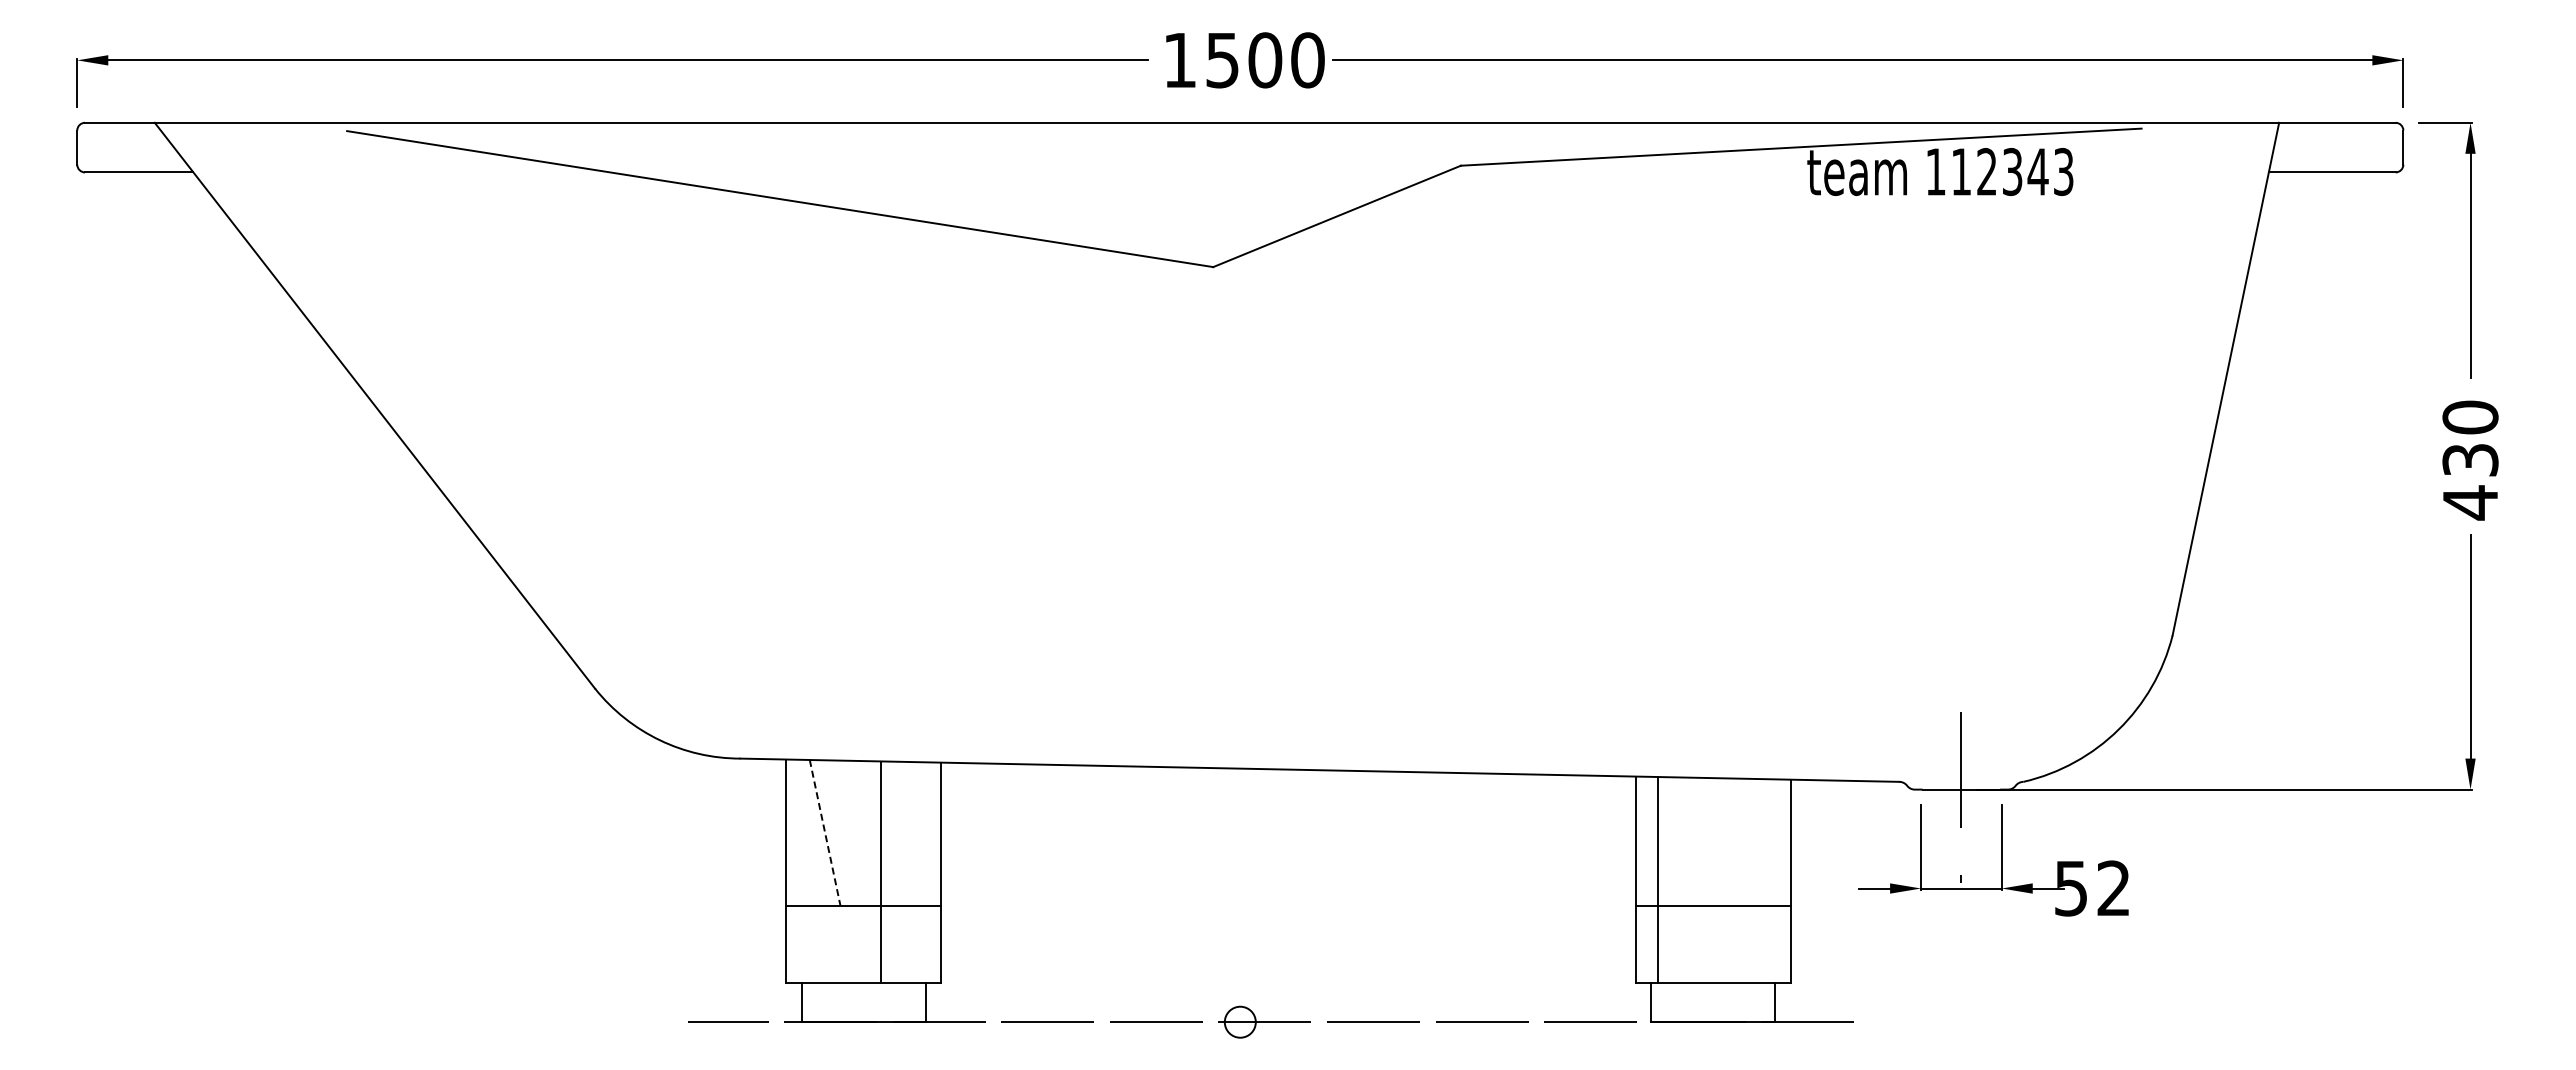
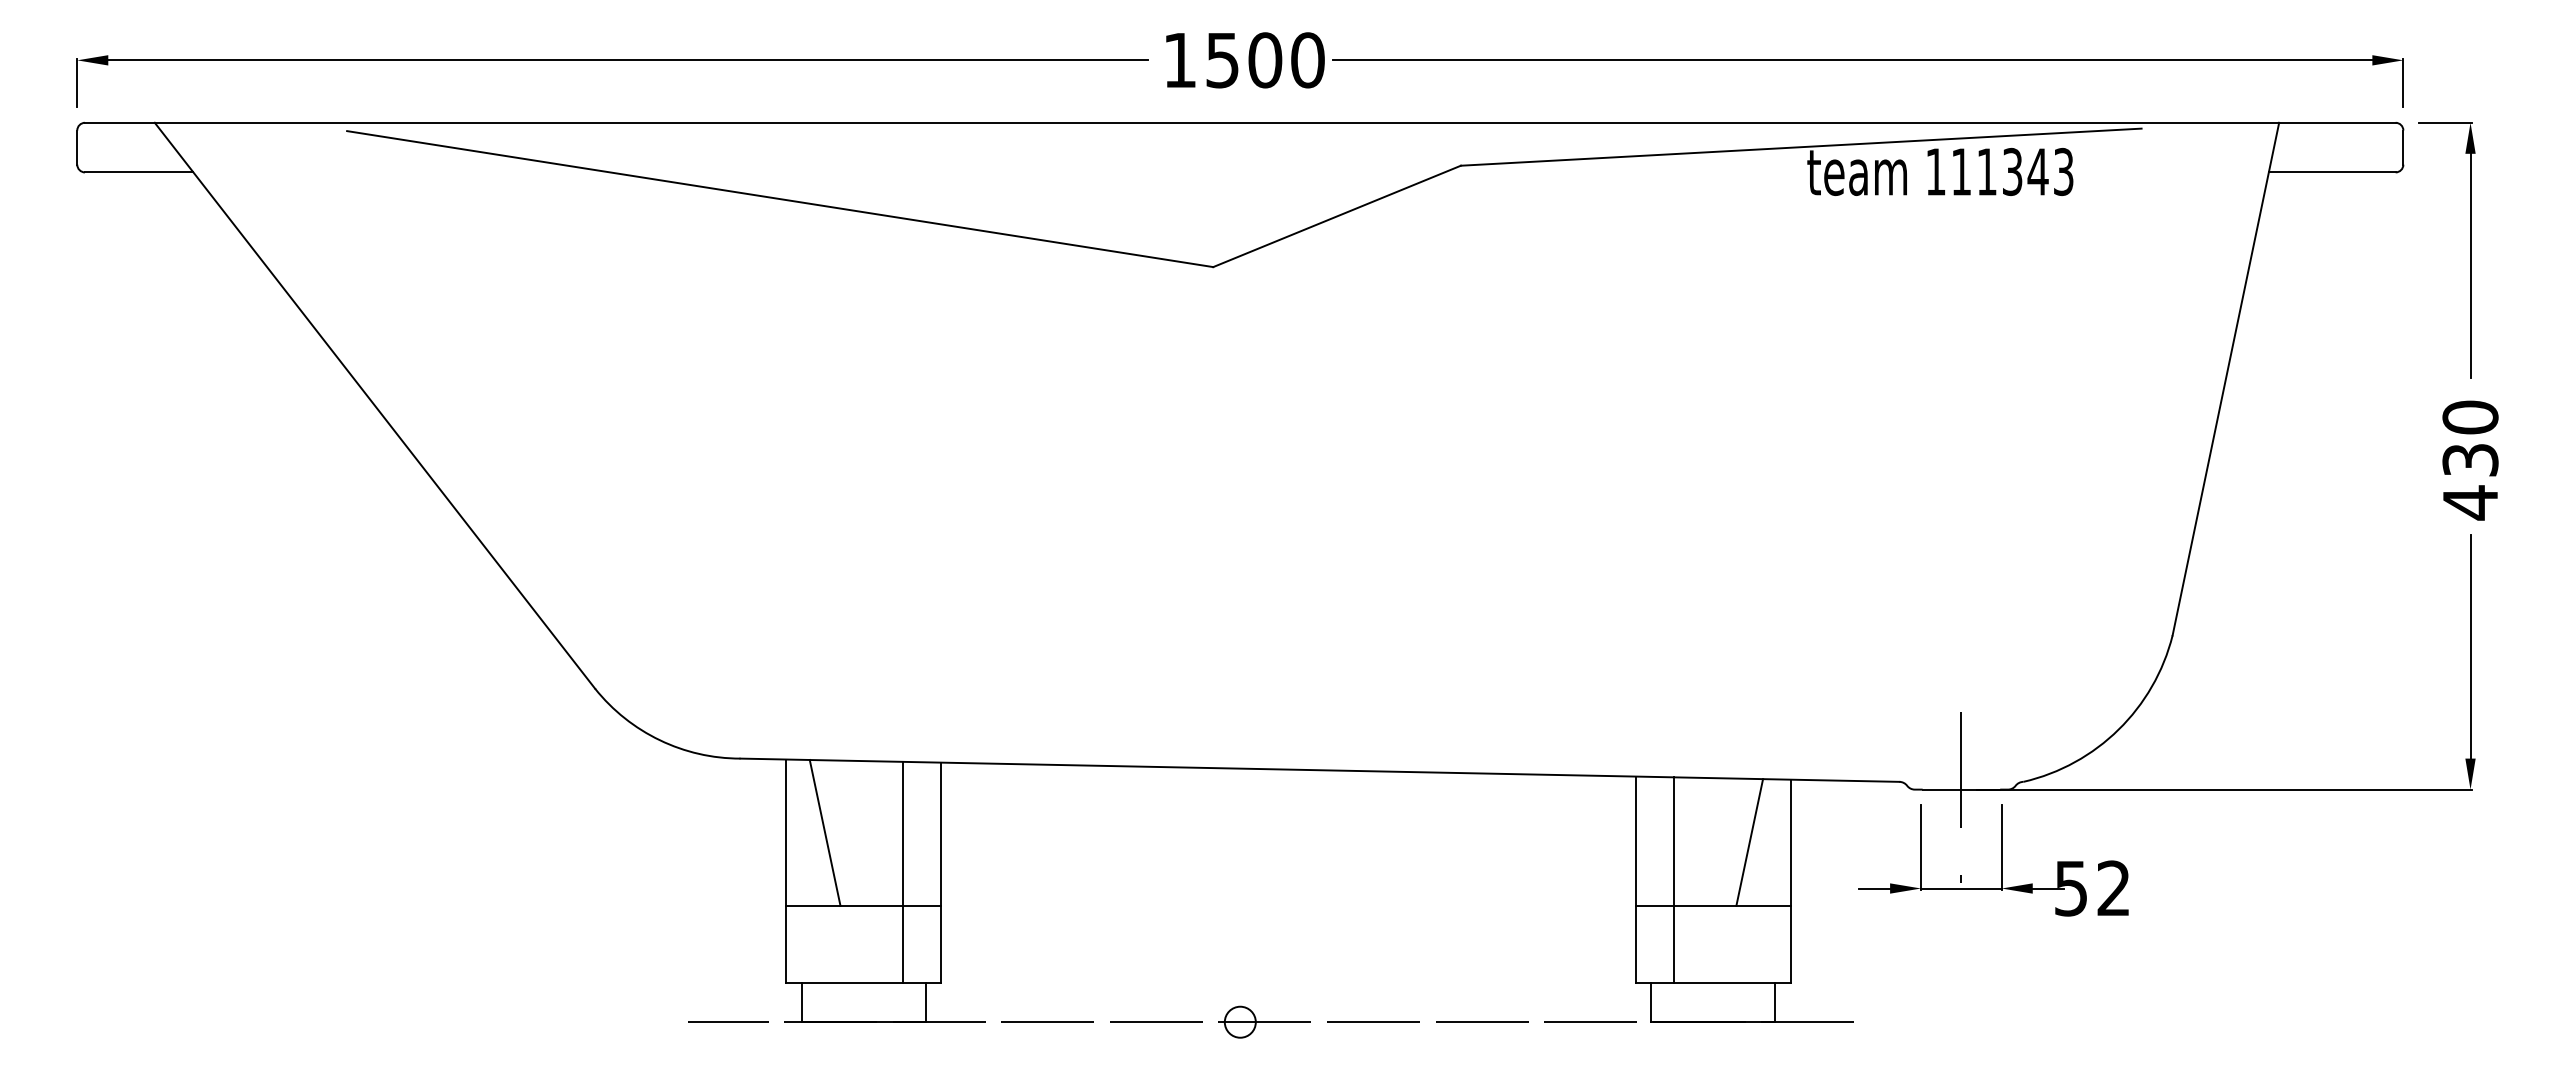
text: 112343 -> 111343 (1986, 171)
line: dashed -> solid (825, 832)
line: none -> present (1749, 842)
line position: (880, 872) -> (902, 872) (902, 872)
line position: (1658, 880) -> (1674, 880) (1674, 880)
